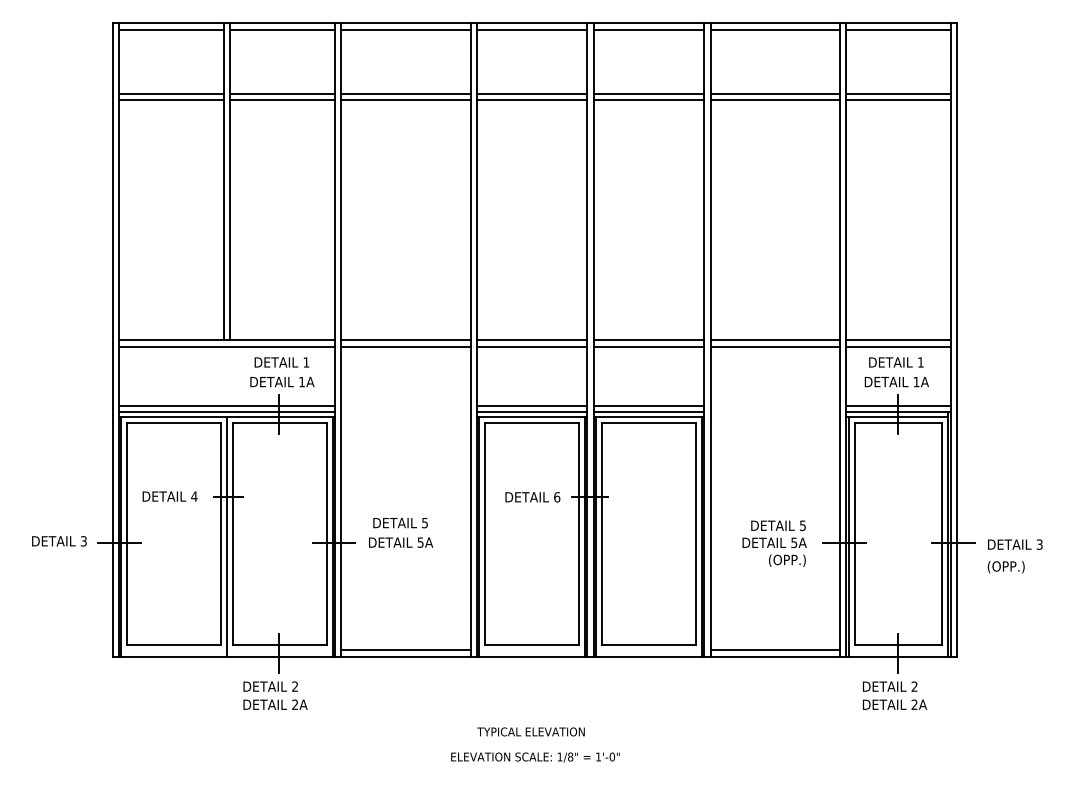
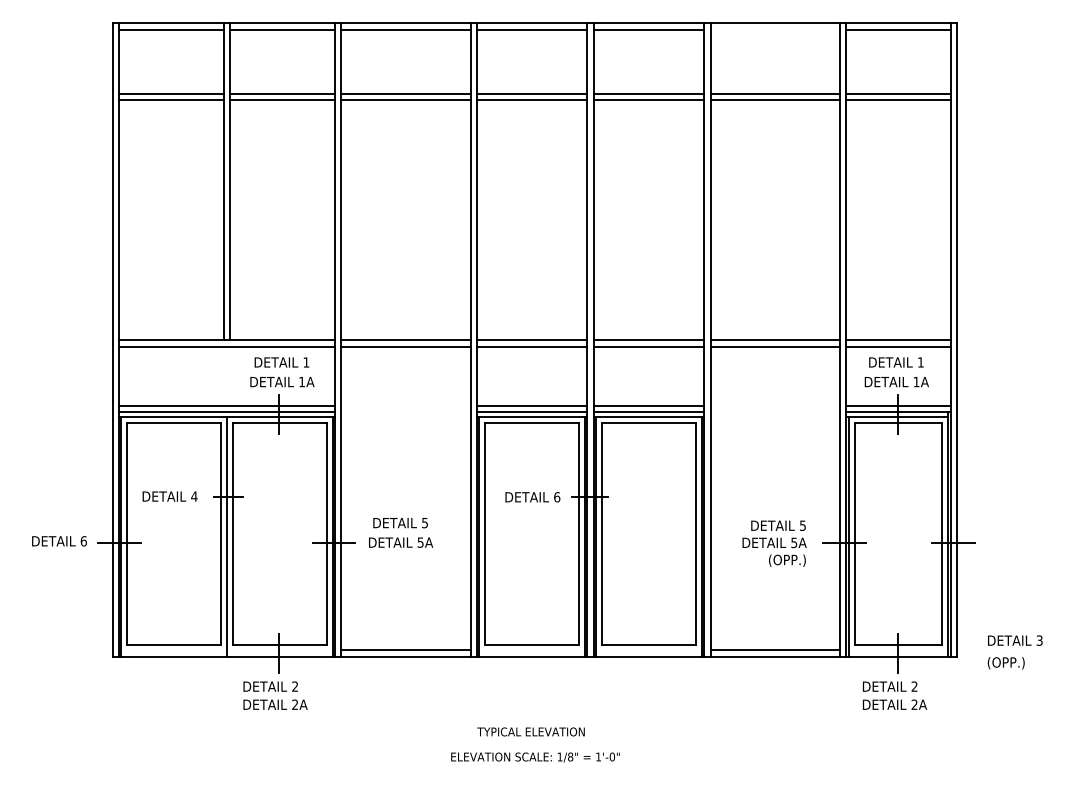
line: present -> none (774, 30)
text: 3 -> 6 (83, 541)
text position: (1014, 556) -> (1014, 652) (1014, 652)
